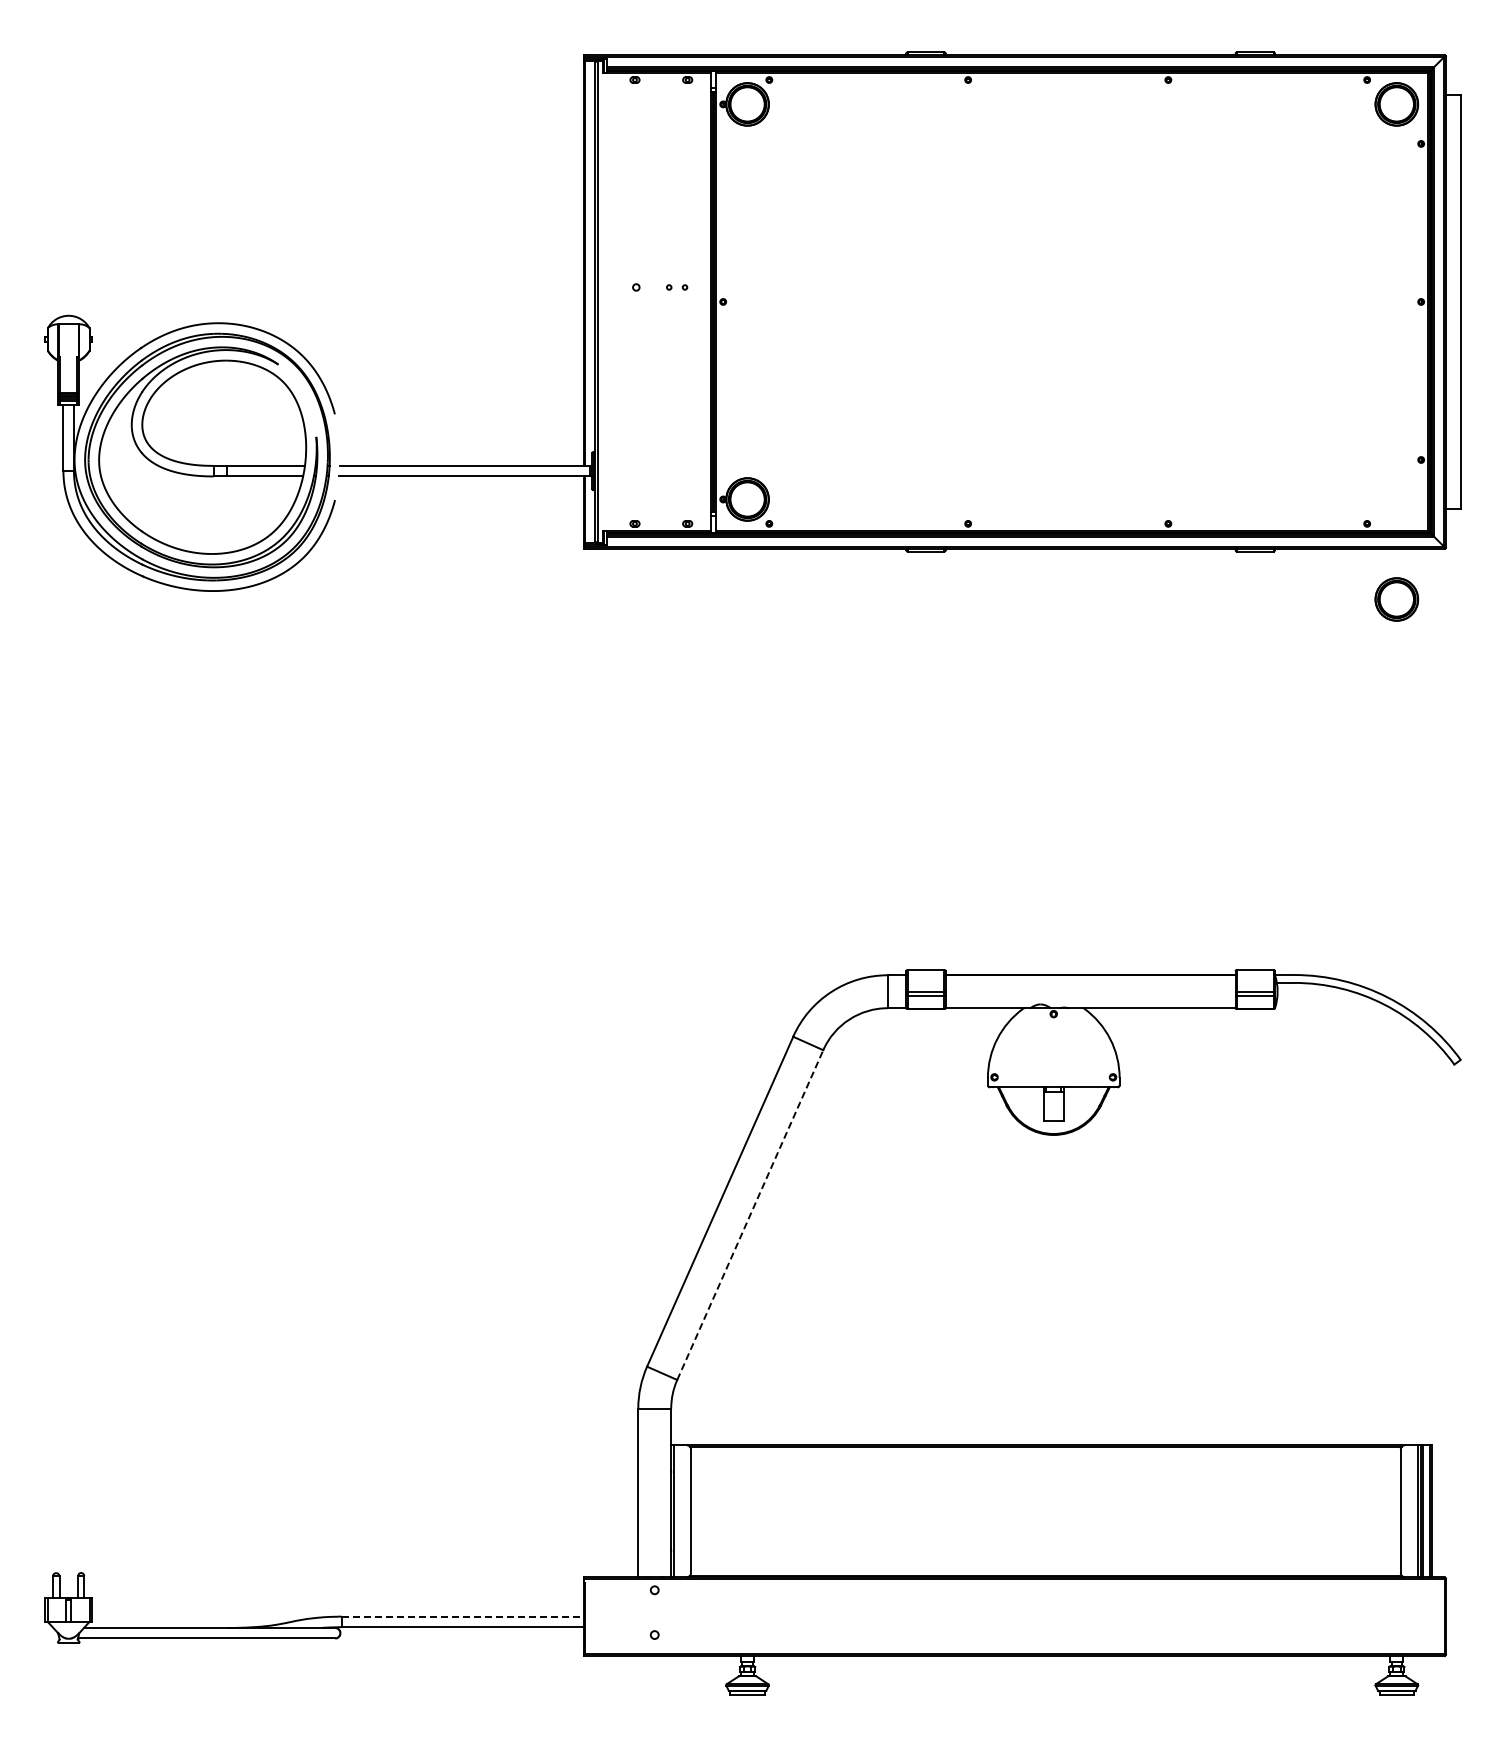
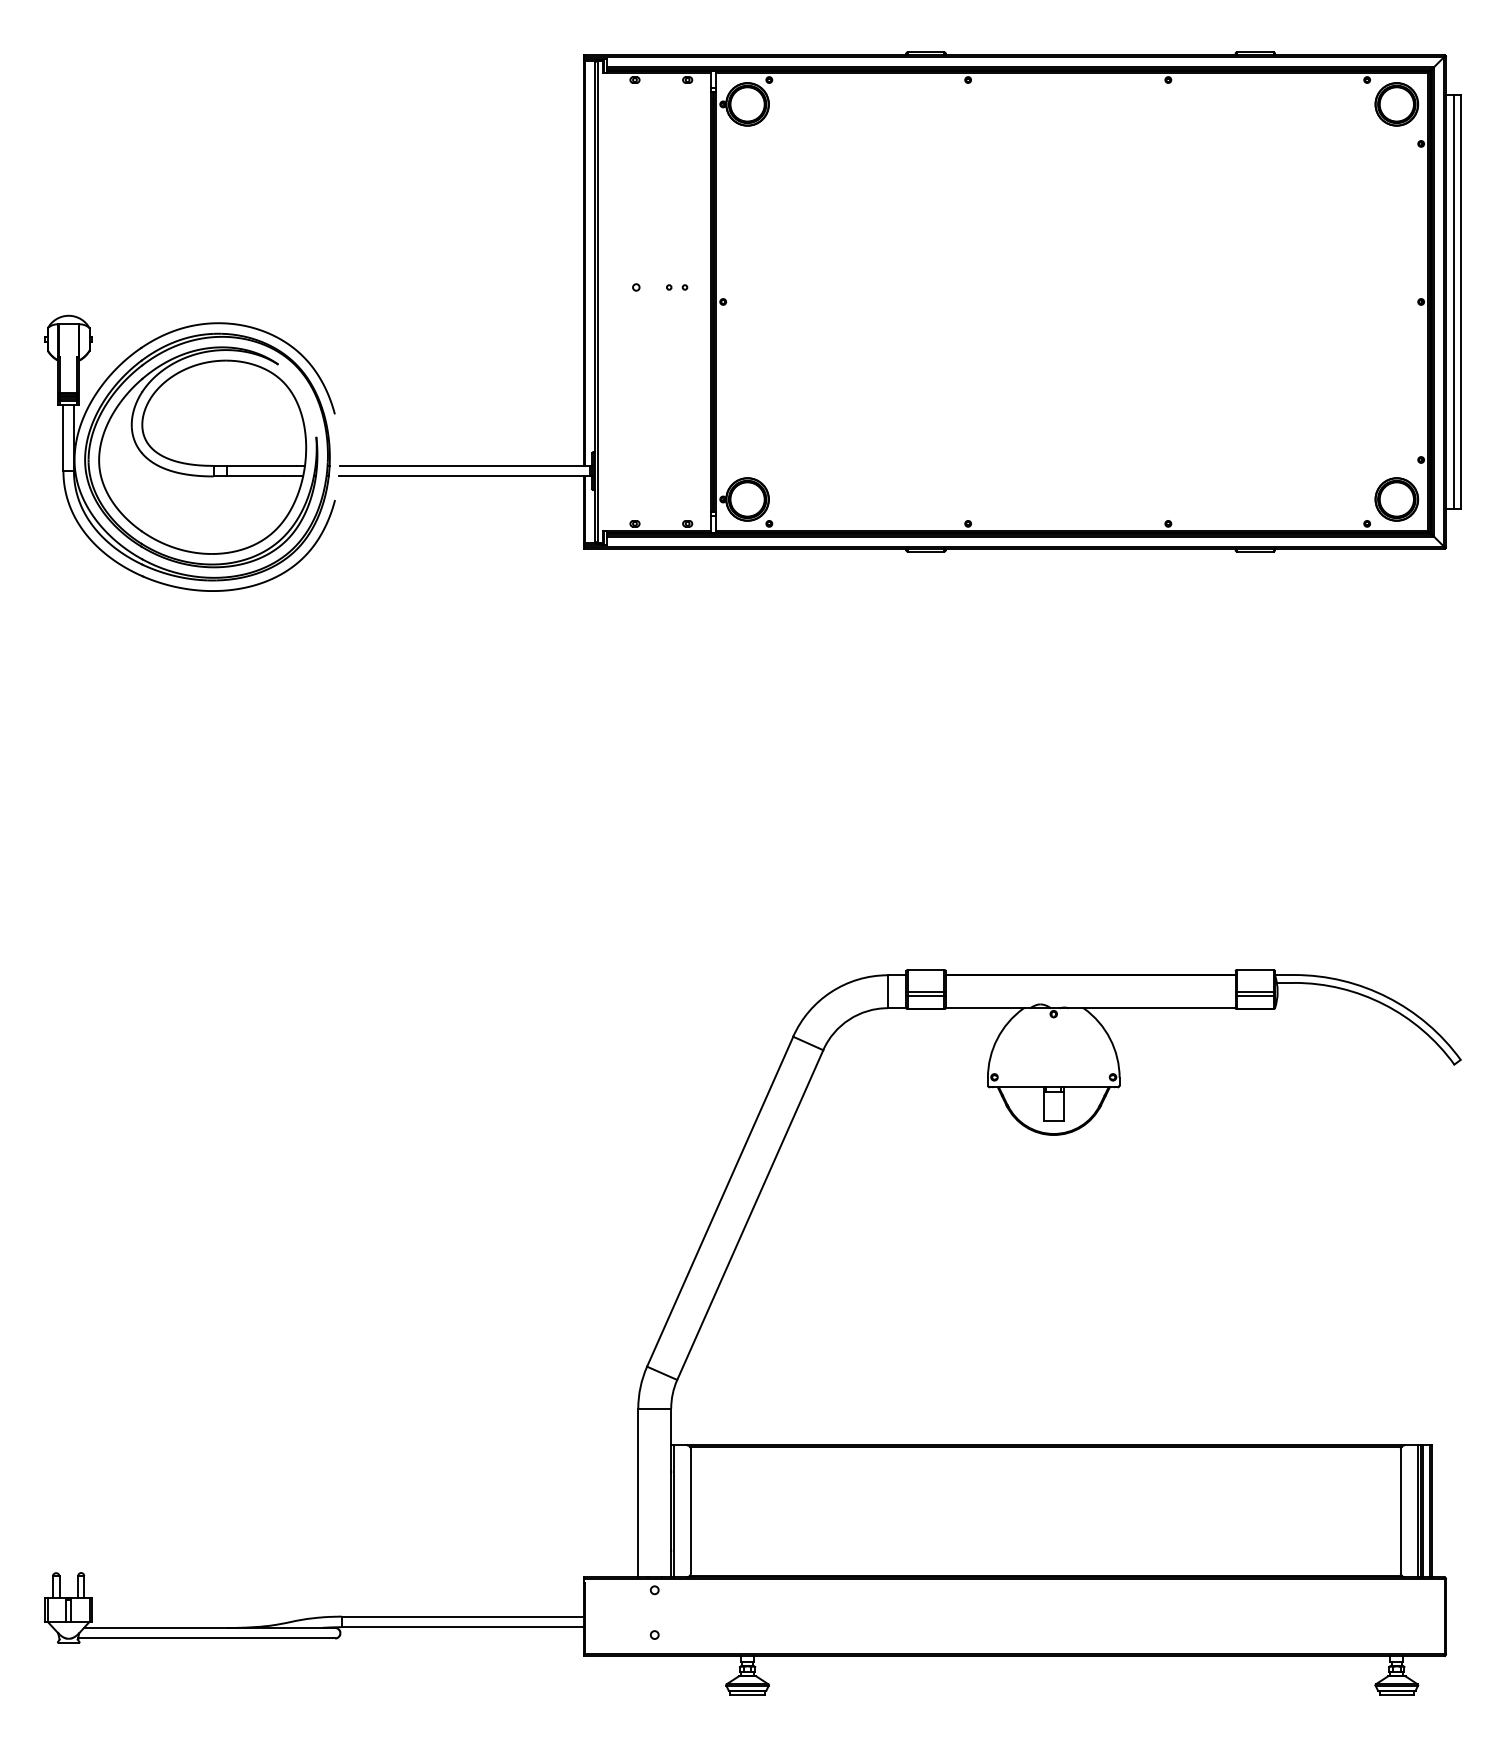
line: none -> present (1454, 301)
part position: (1396, 599) -> (1396, 499) (1396, 499)
line: dashed -> solid (750, 1214)
line: dashed -> solid (462, 1616)
